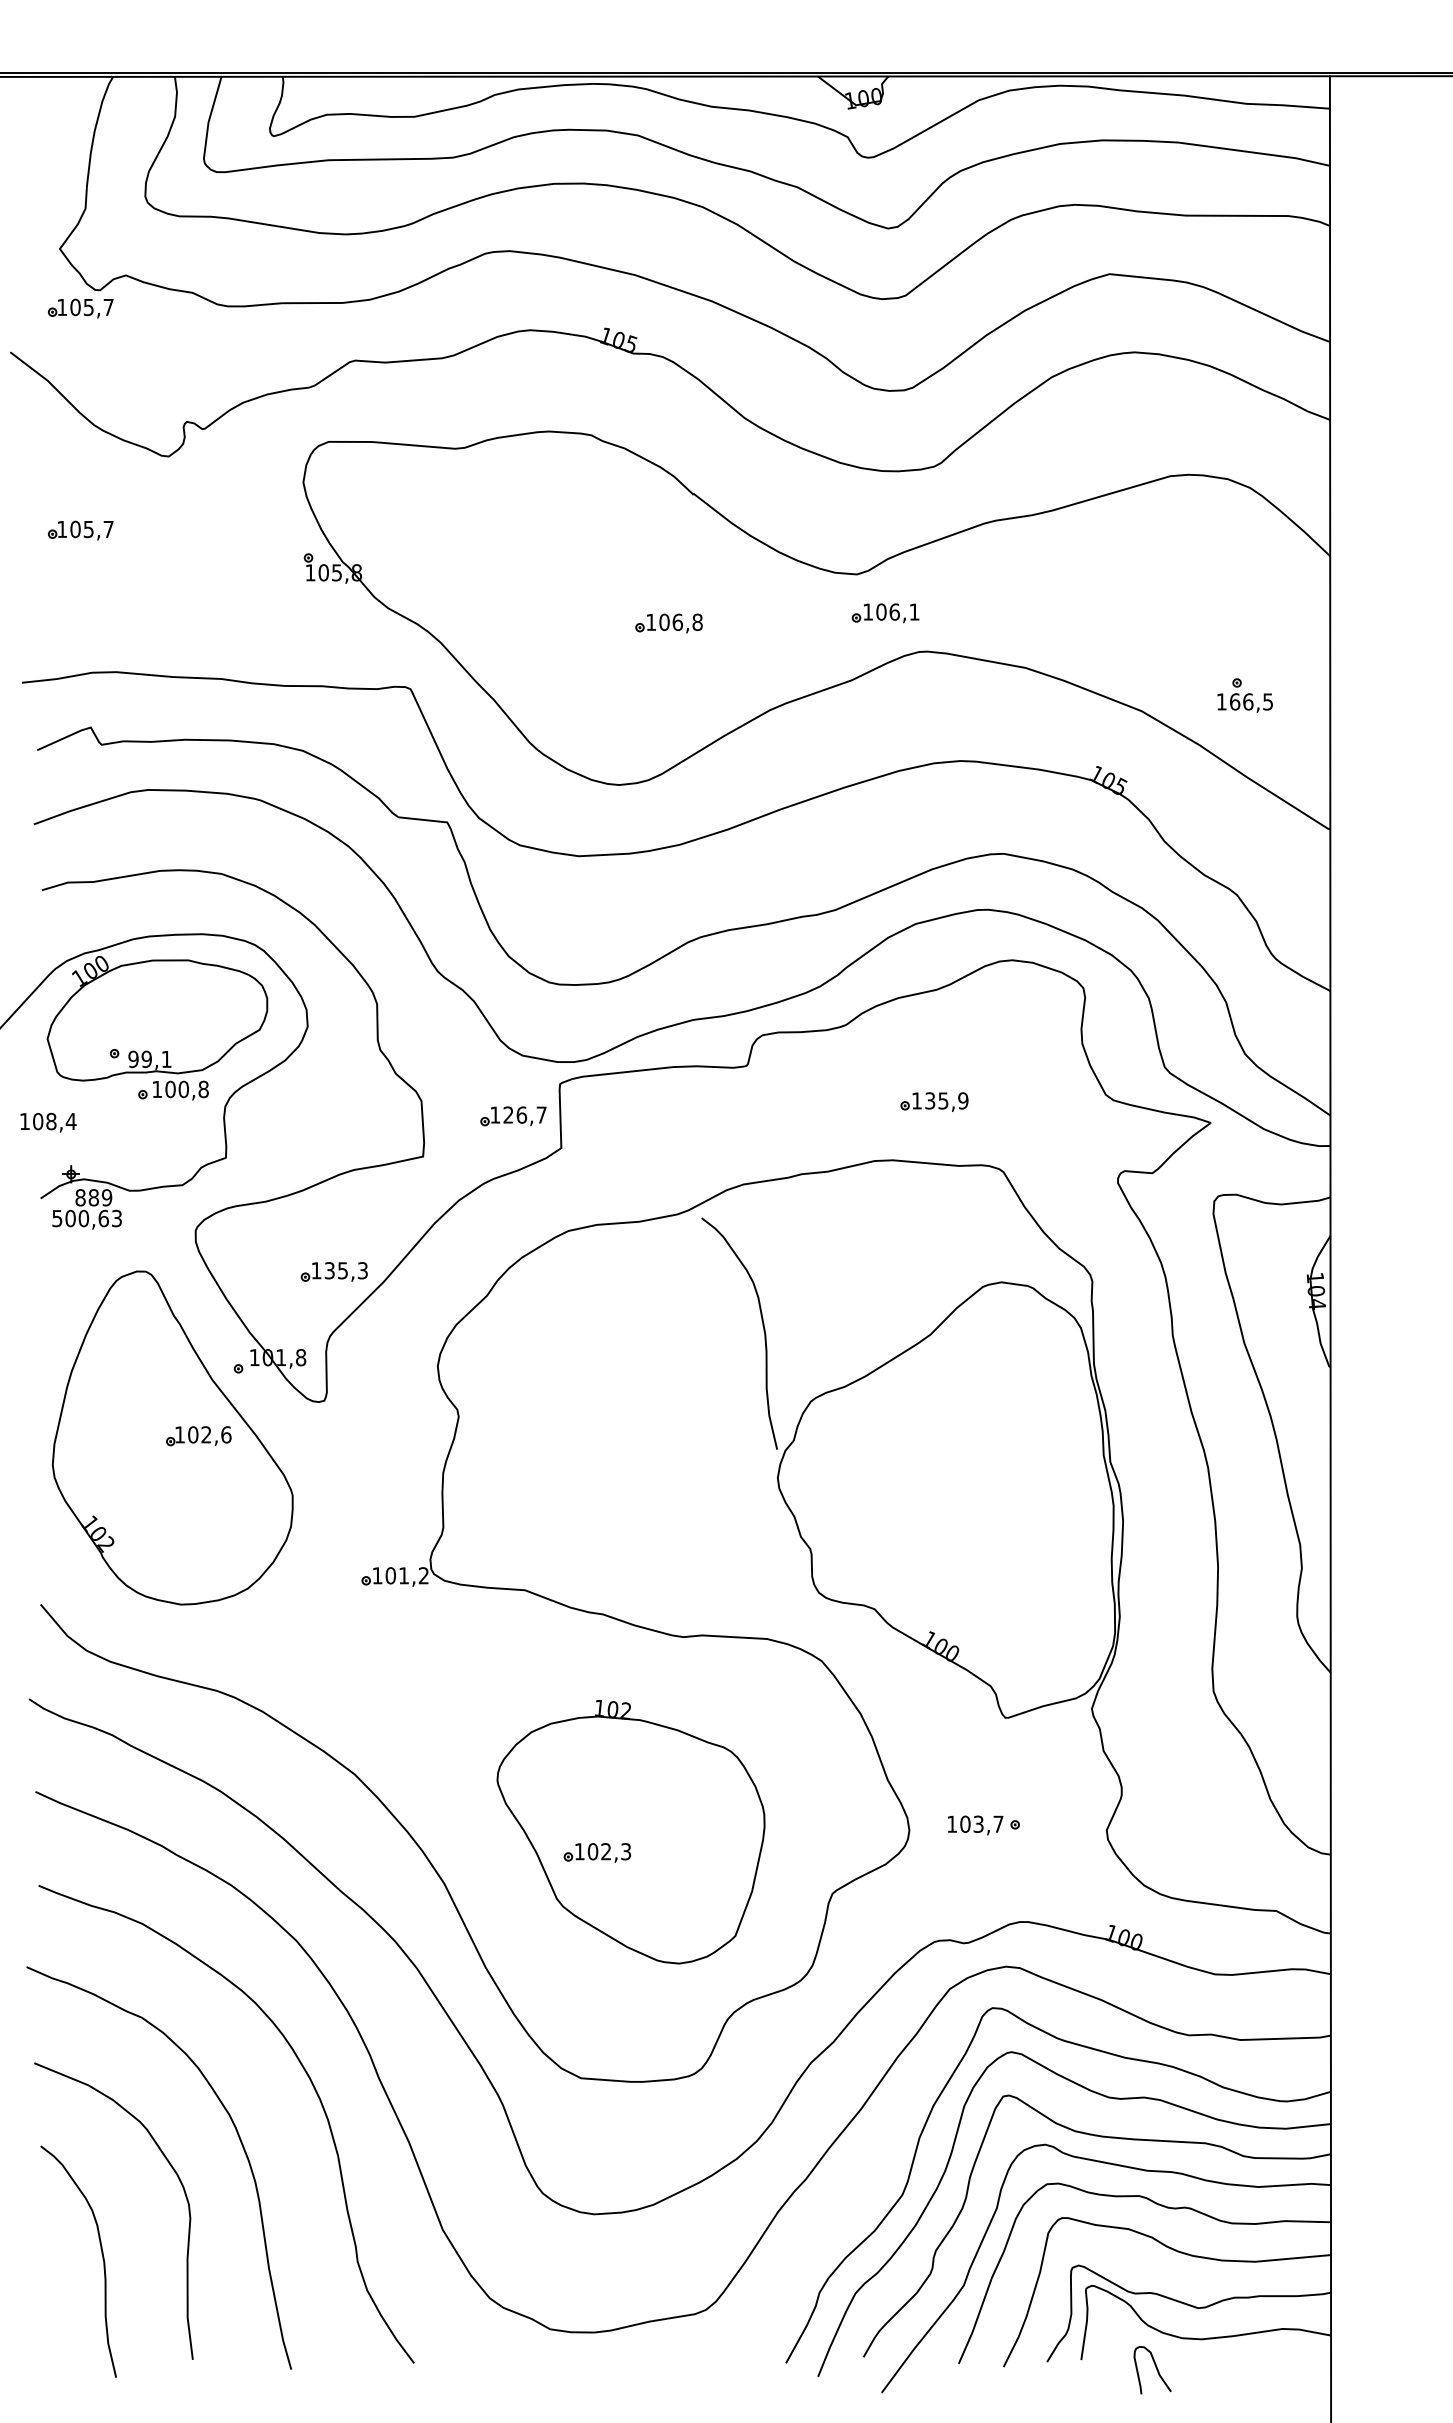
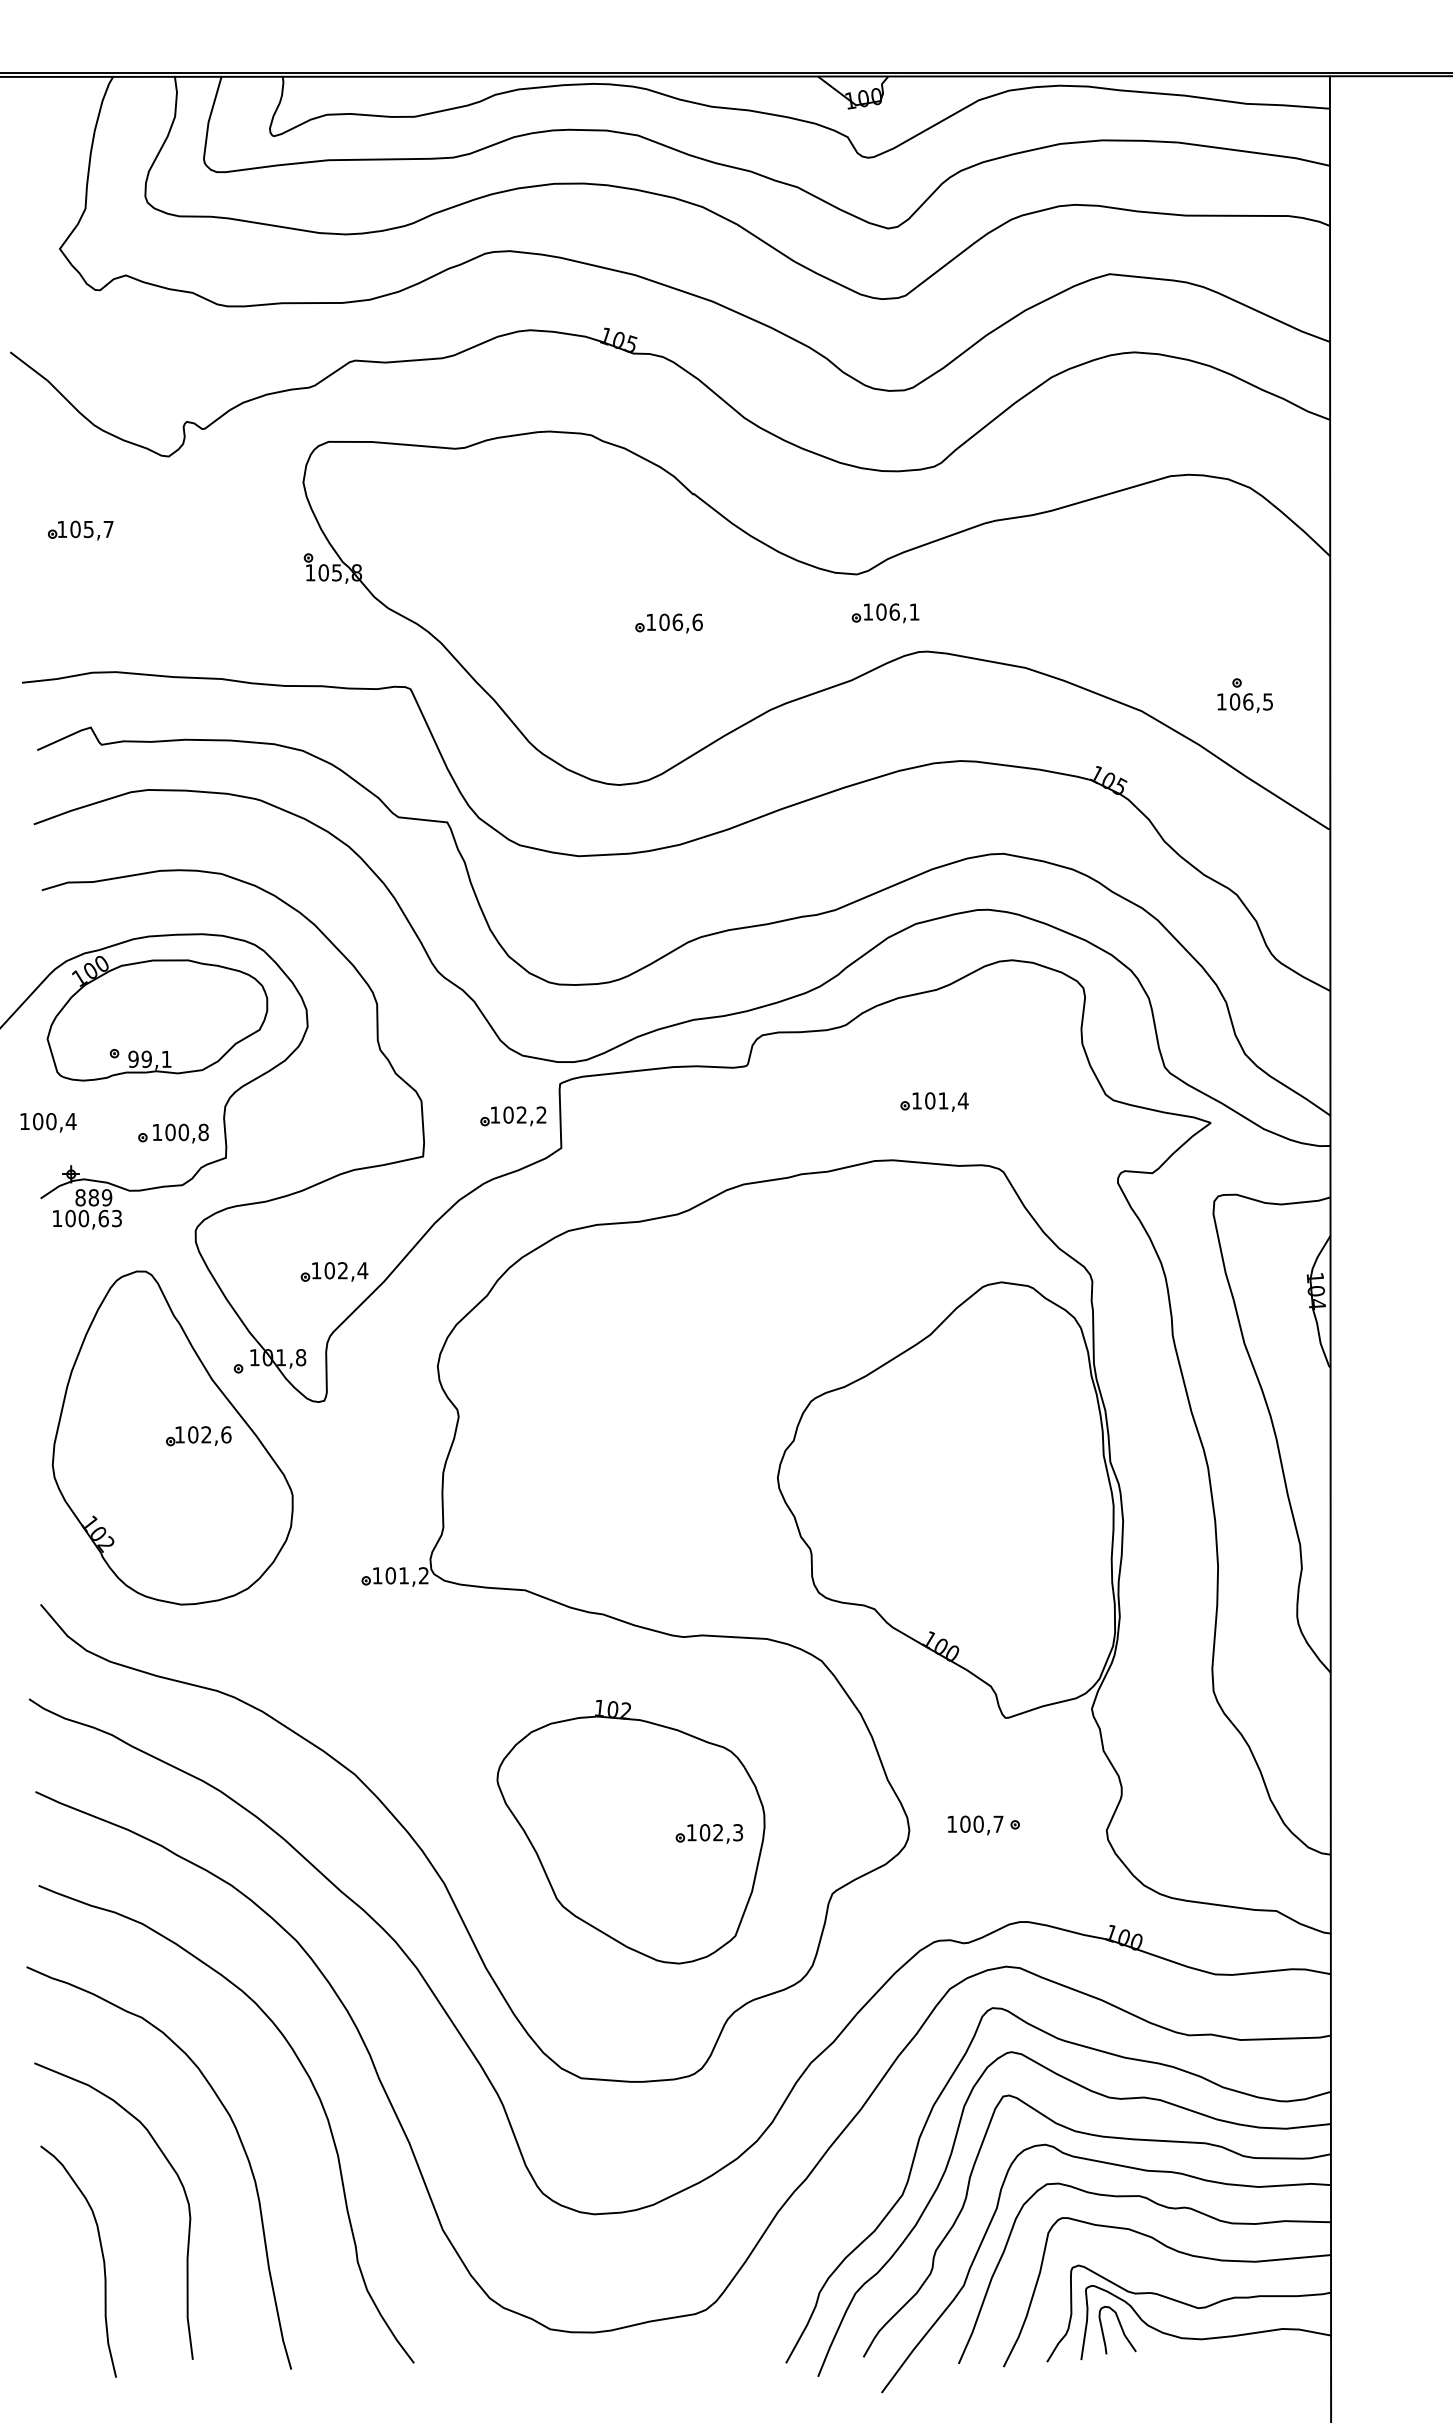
part: present -> none (80, 308)
text: 106,8 -> 106,6 (697, 621)
text: 166,5 -> 106,5 (1235, 701)
part position: (173, 1090) -> (173, 1133) (173, 1133)
text: 135,9 -> 101,4 (946, 1100)
text: 126,7 -> 102,2 (524, 1114)
text: 108,4 -> 100,4 (51, 1121)
text: 500,63 -> 100,63 (57, 1218)
text: 135,3 -> 102,4 (346, 1270)
curve: present -> none (762, 1326)
text: 103,7 -> 100,7 (978, 1823)
part position: (597, 1852) -> (709, 1833) (709, 1833)
curve position: (1156, 2370) -> (1121, 2330) (1121, 2330)
